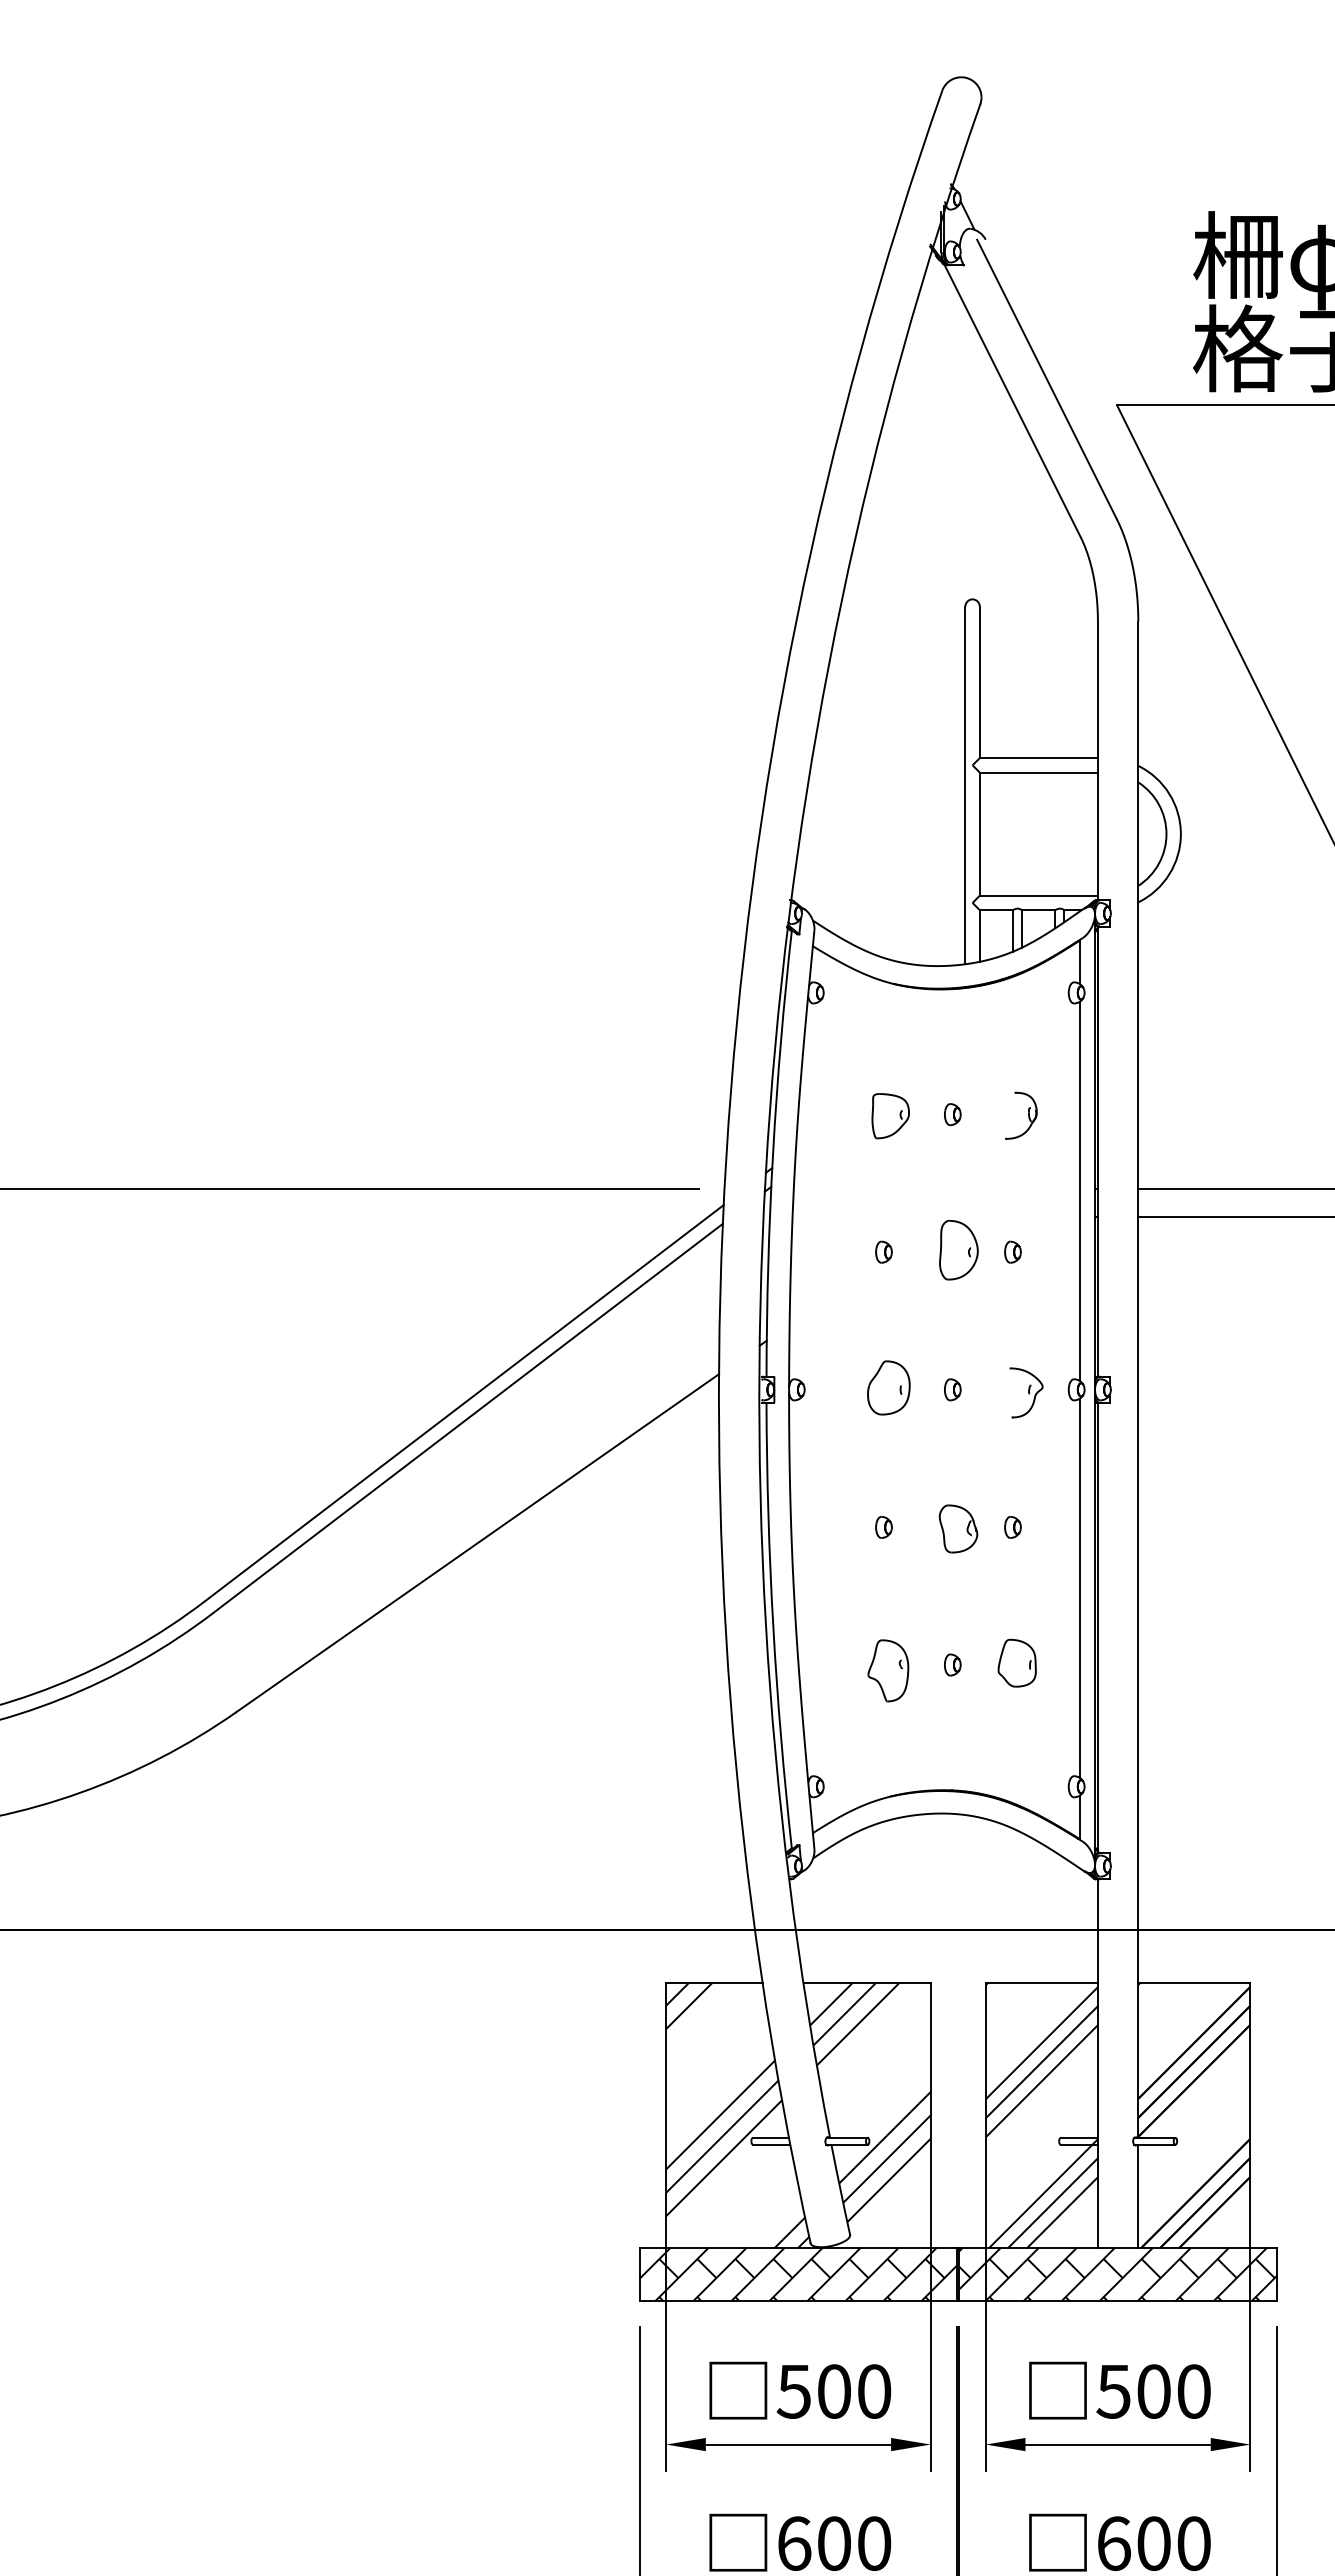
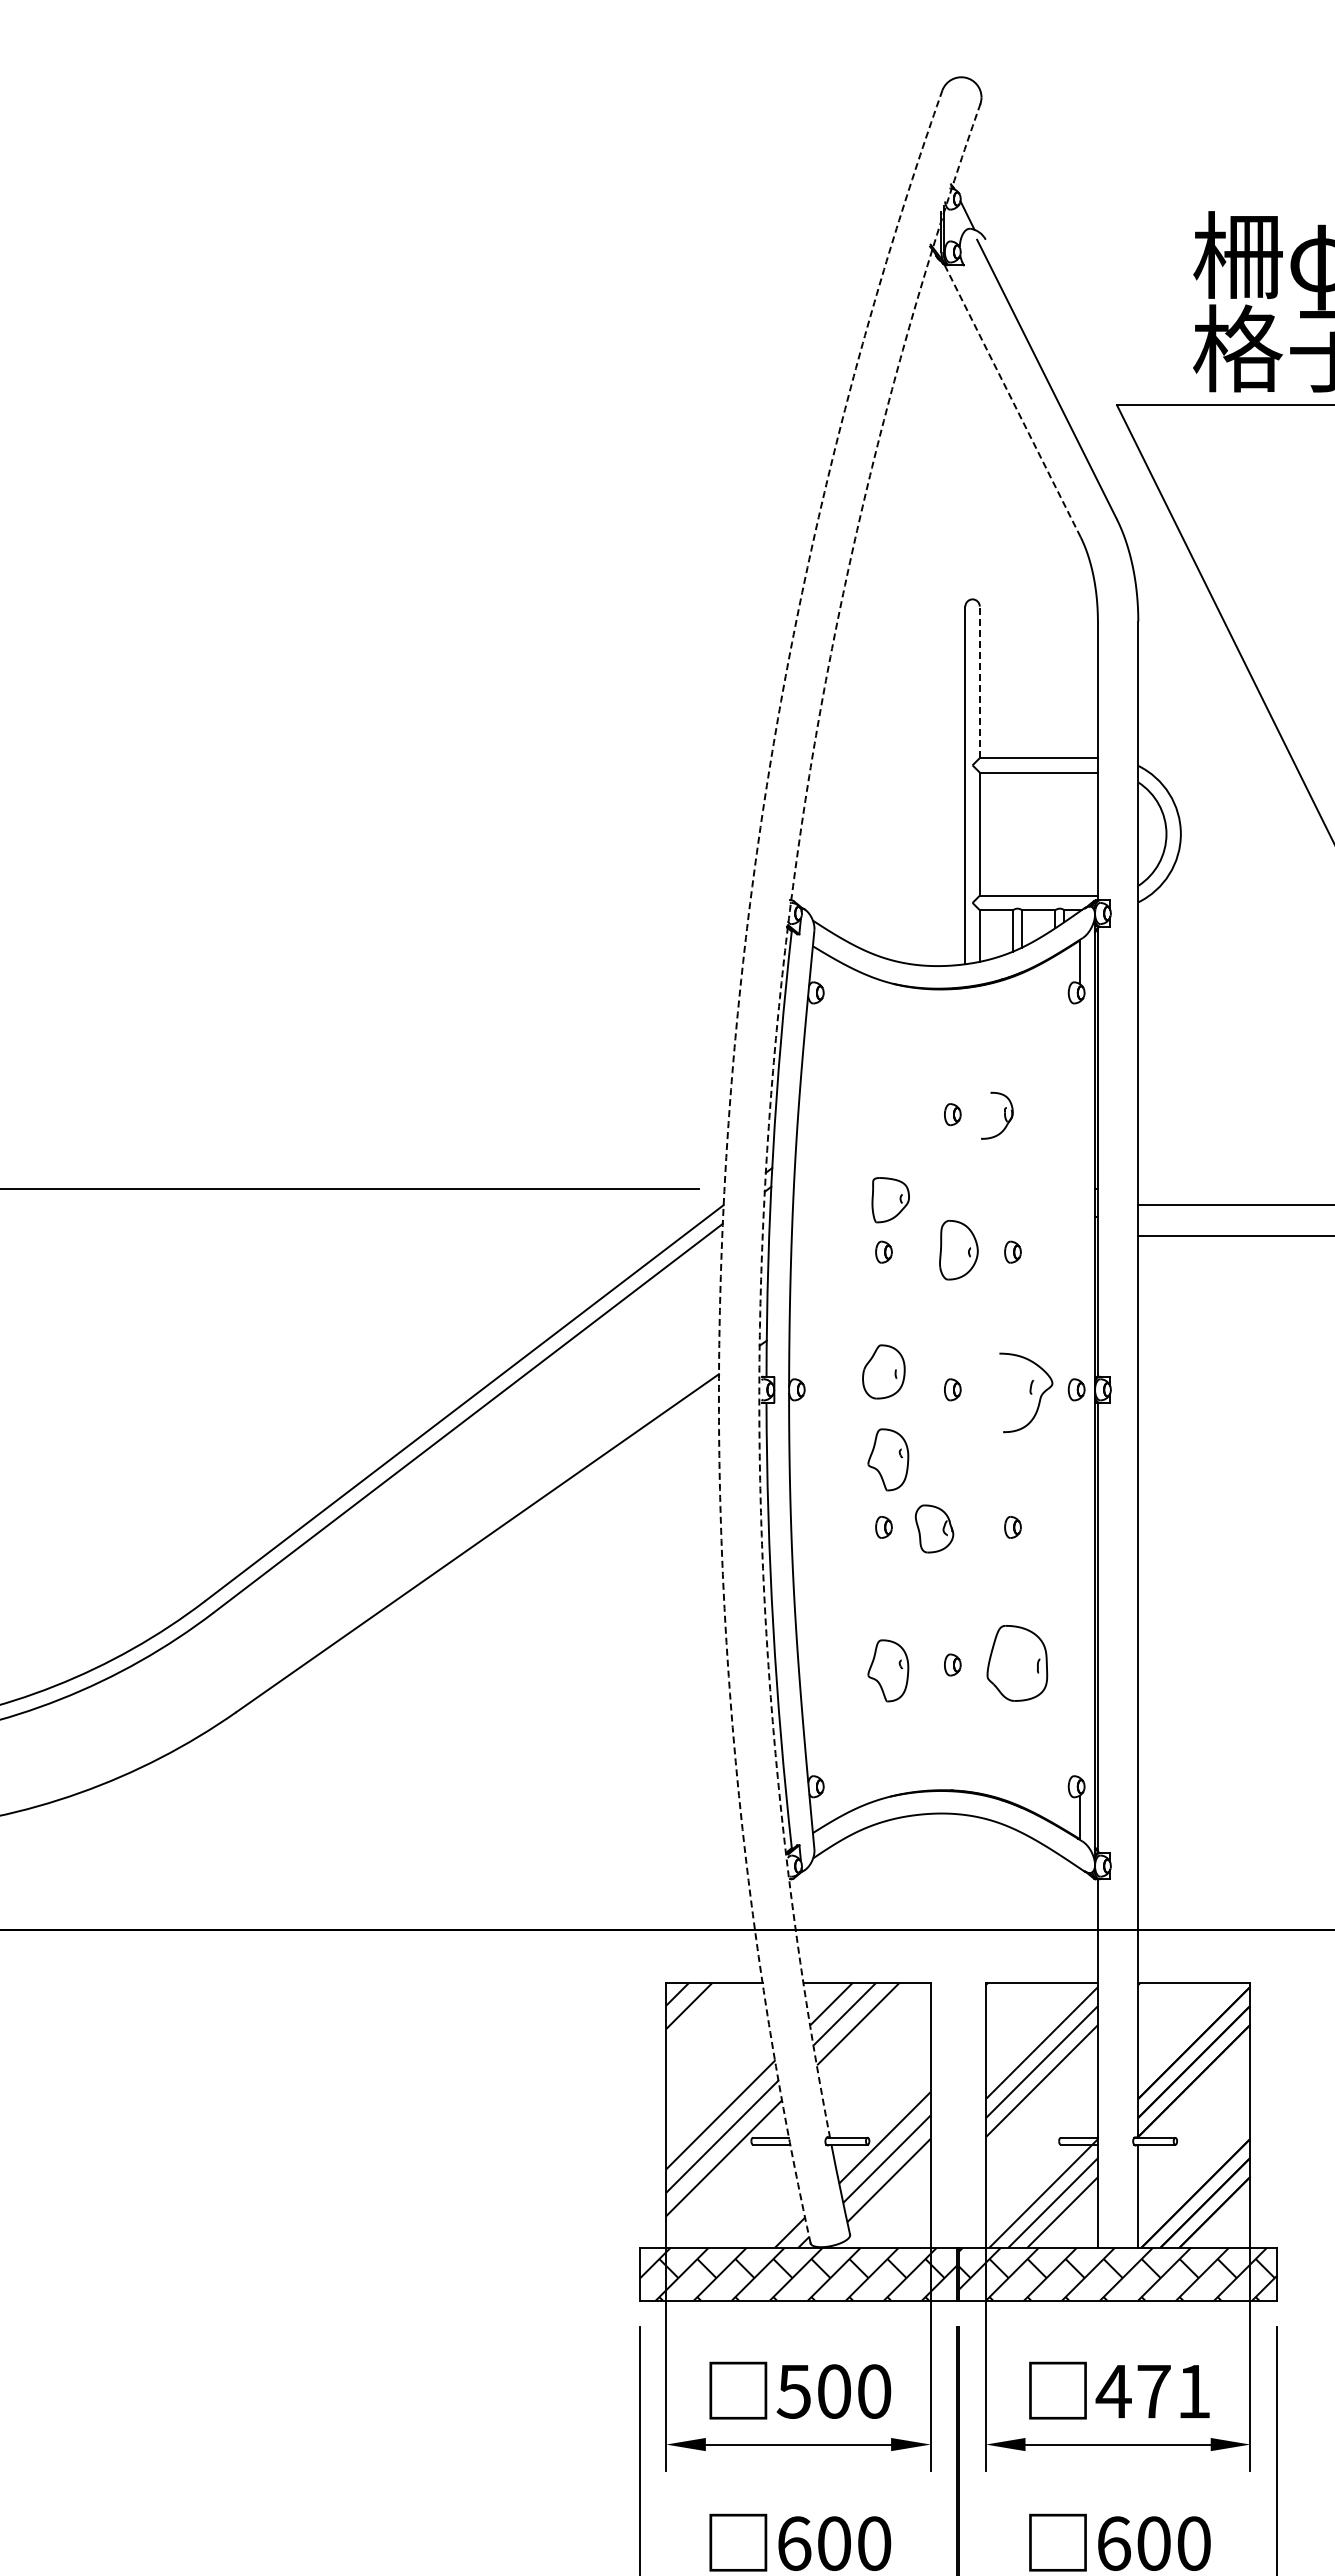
line: solid -> dashed (1012, 401)
line: solid -> dashed (979, 682)
arc: solid -> dashed (769, 1110)
part position: (1028, 1115) -> (1004, 1115) (1004, 1115)
part position: (890, 1116) -> (890, 1200) (890, 1200)
arc: solid -> dashed (726, 1157)
line position: (1234, 1188) -> (1234, 1204) (1234, 1204)
line: present -> none (1079, 1190)
line position: (1234, 1216) -> (1234, 1235) (1234, 1235)
part position: (888, 1387) -> (883, 1371) (883, 1371)
part size: 35x52 px -> 55x82 px (1026, 1392)
part: none -> present (888, 1459)
part position: (958, 1528) -> (934, 1528) (934, 1528)
line: present -> none (1079, 1587)
part size: 40x50 px -> 63x77 px (1017, 1663)
text: 500 -> 471 (1152, 2391)
